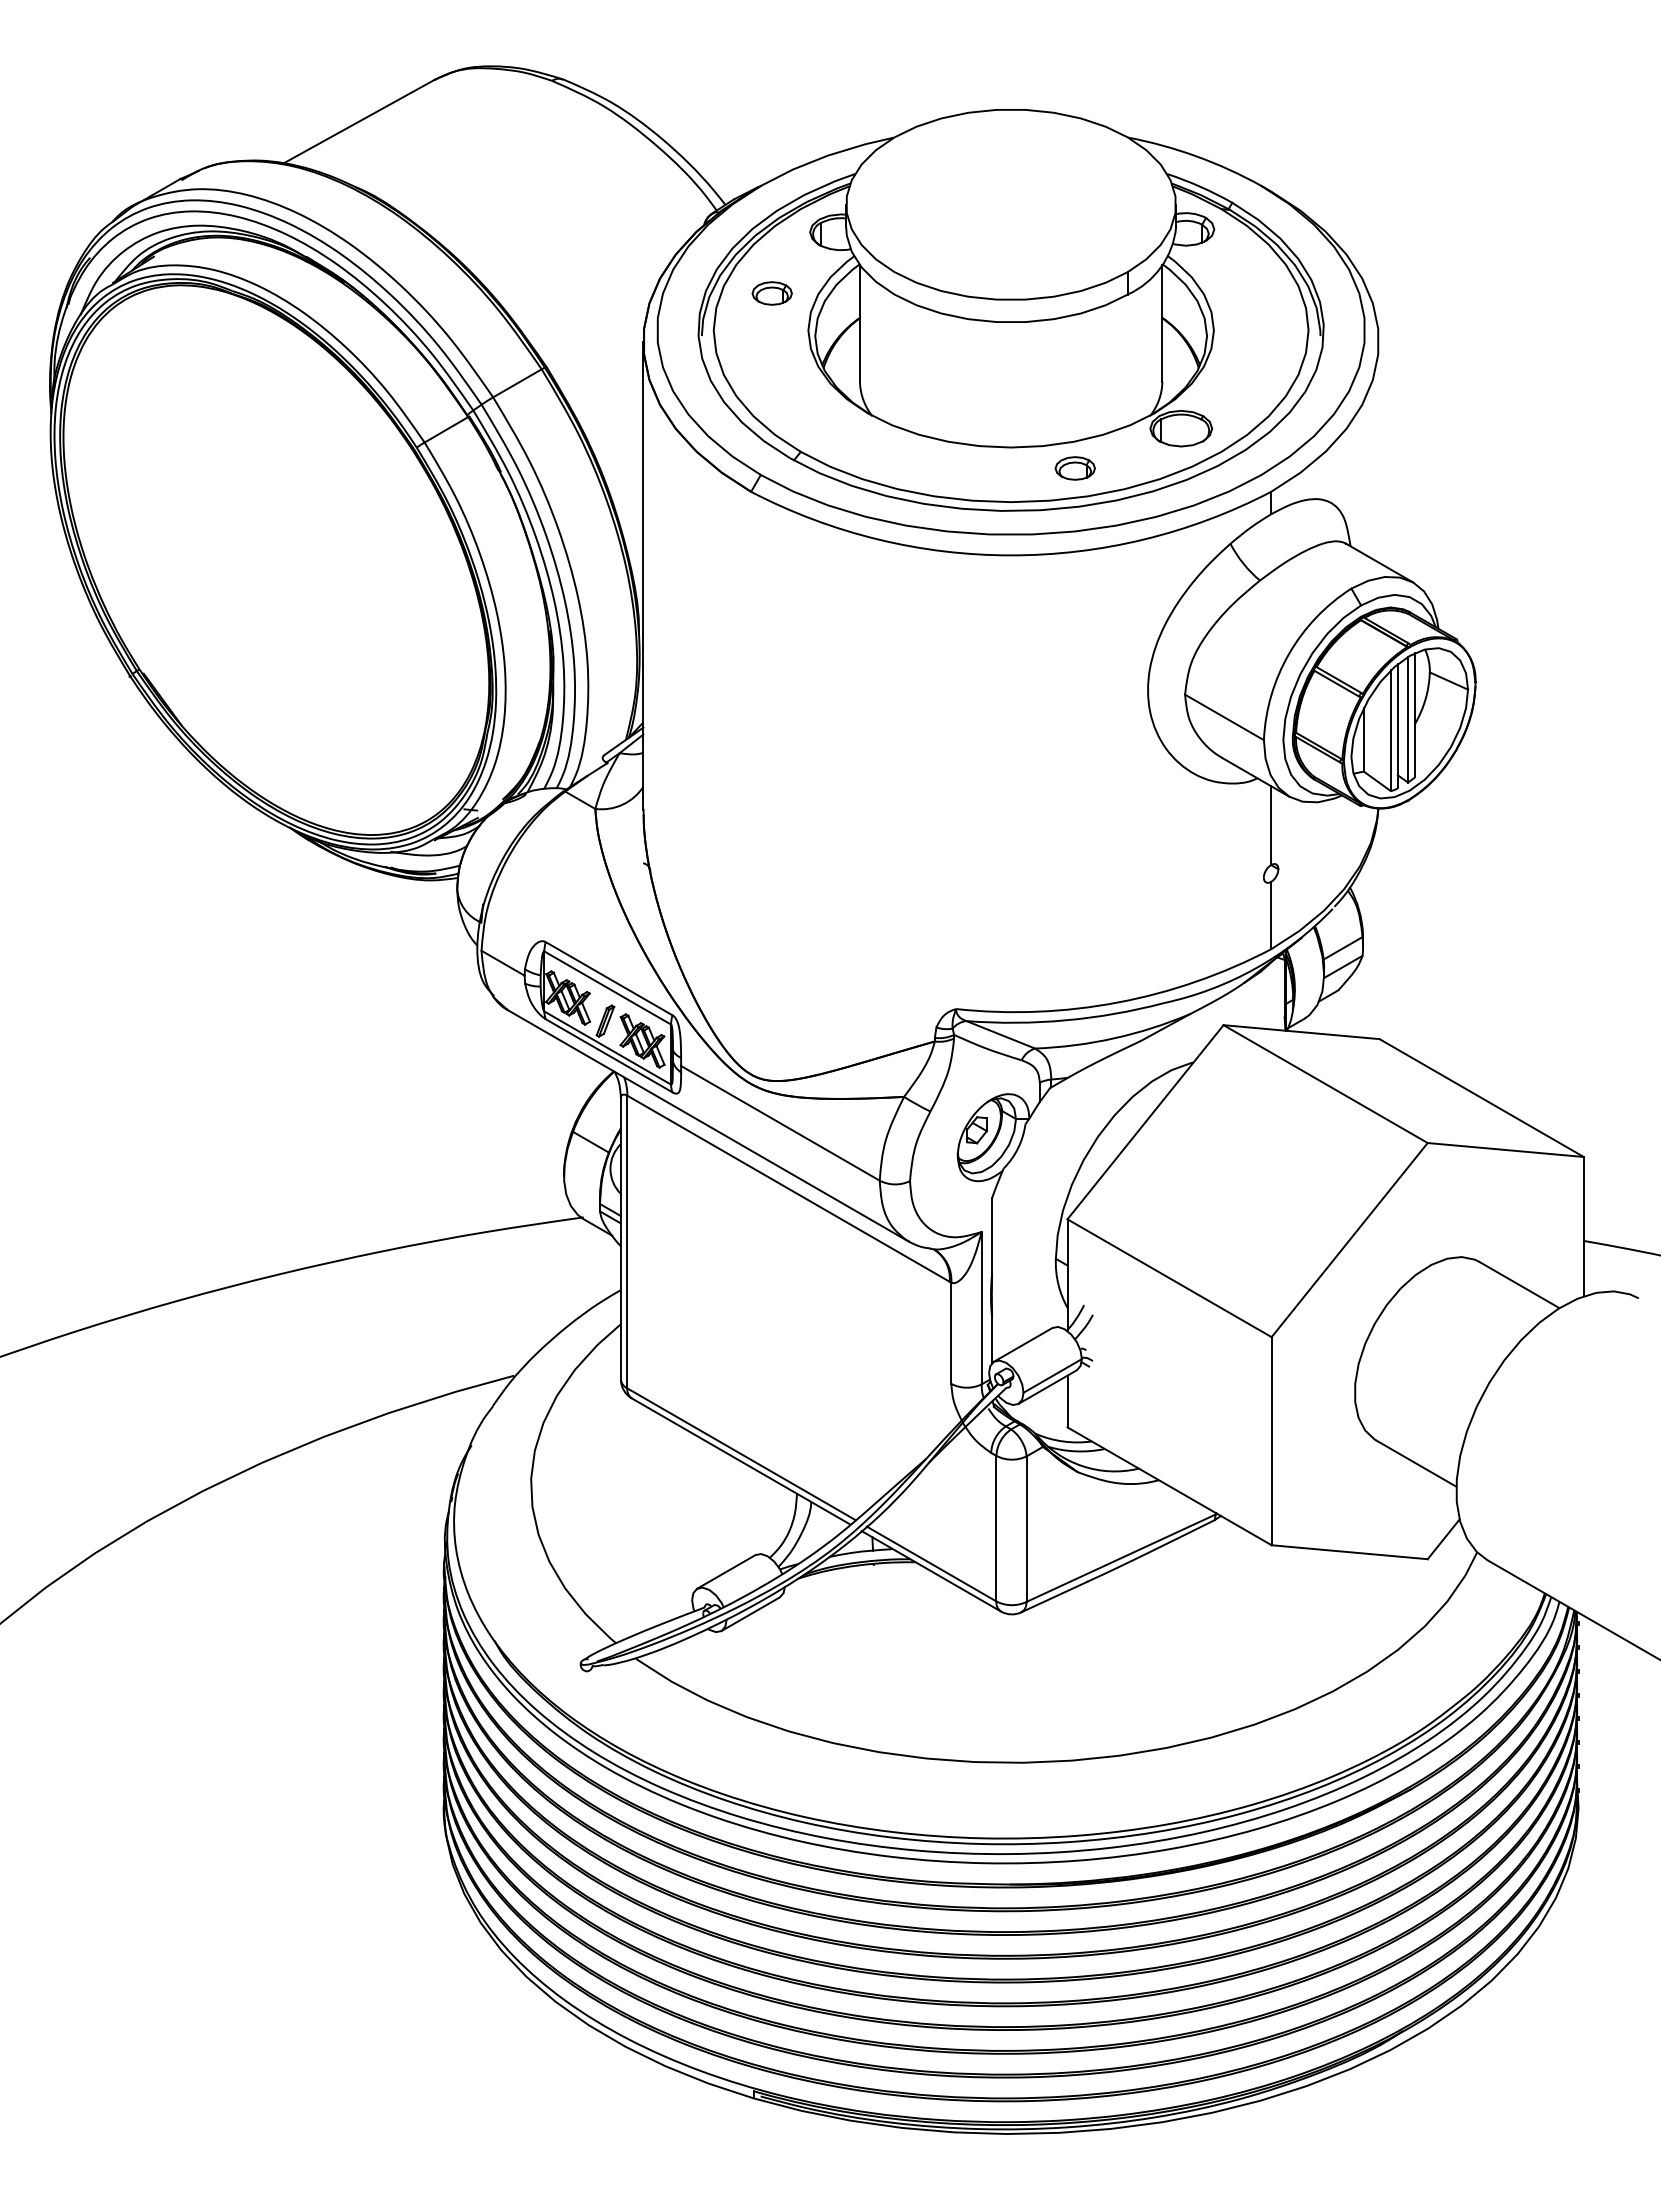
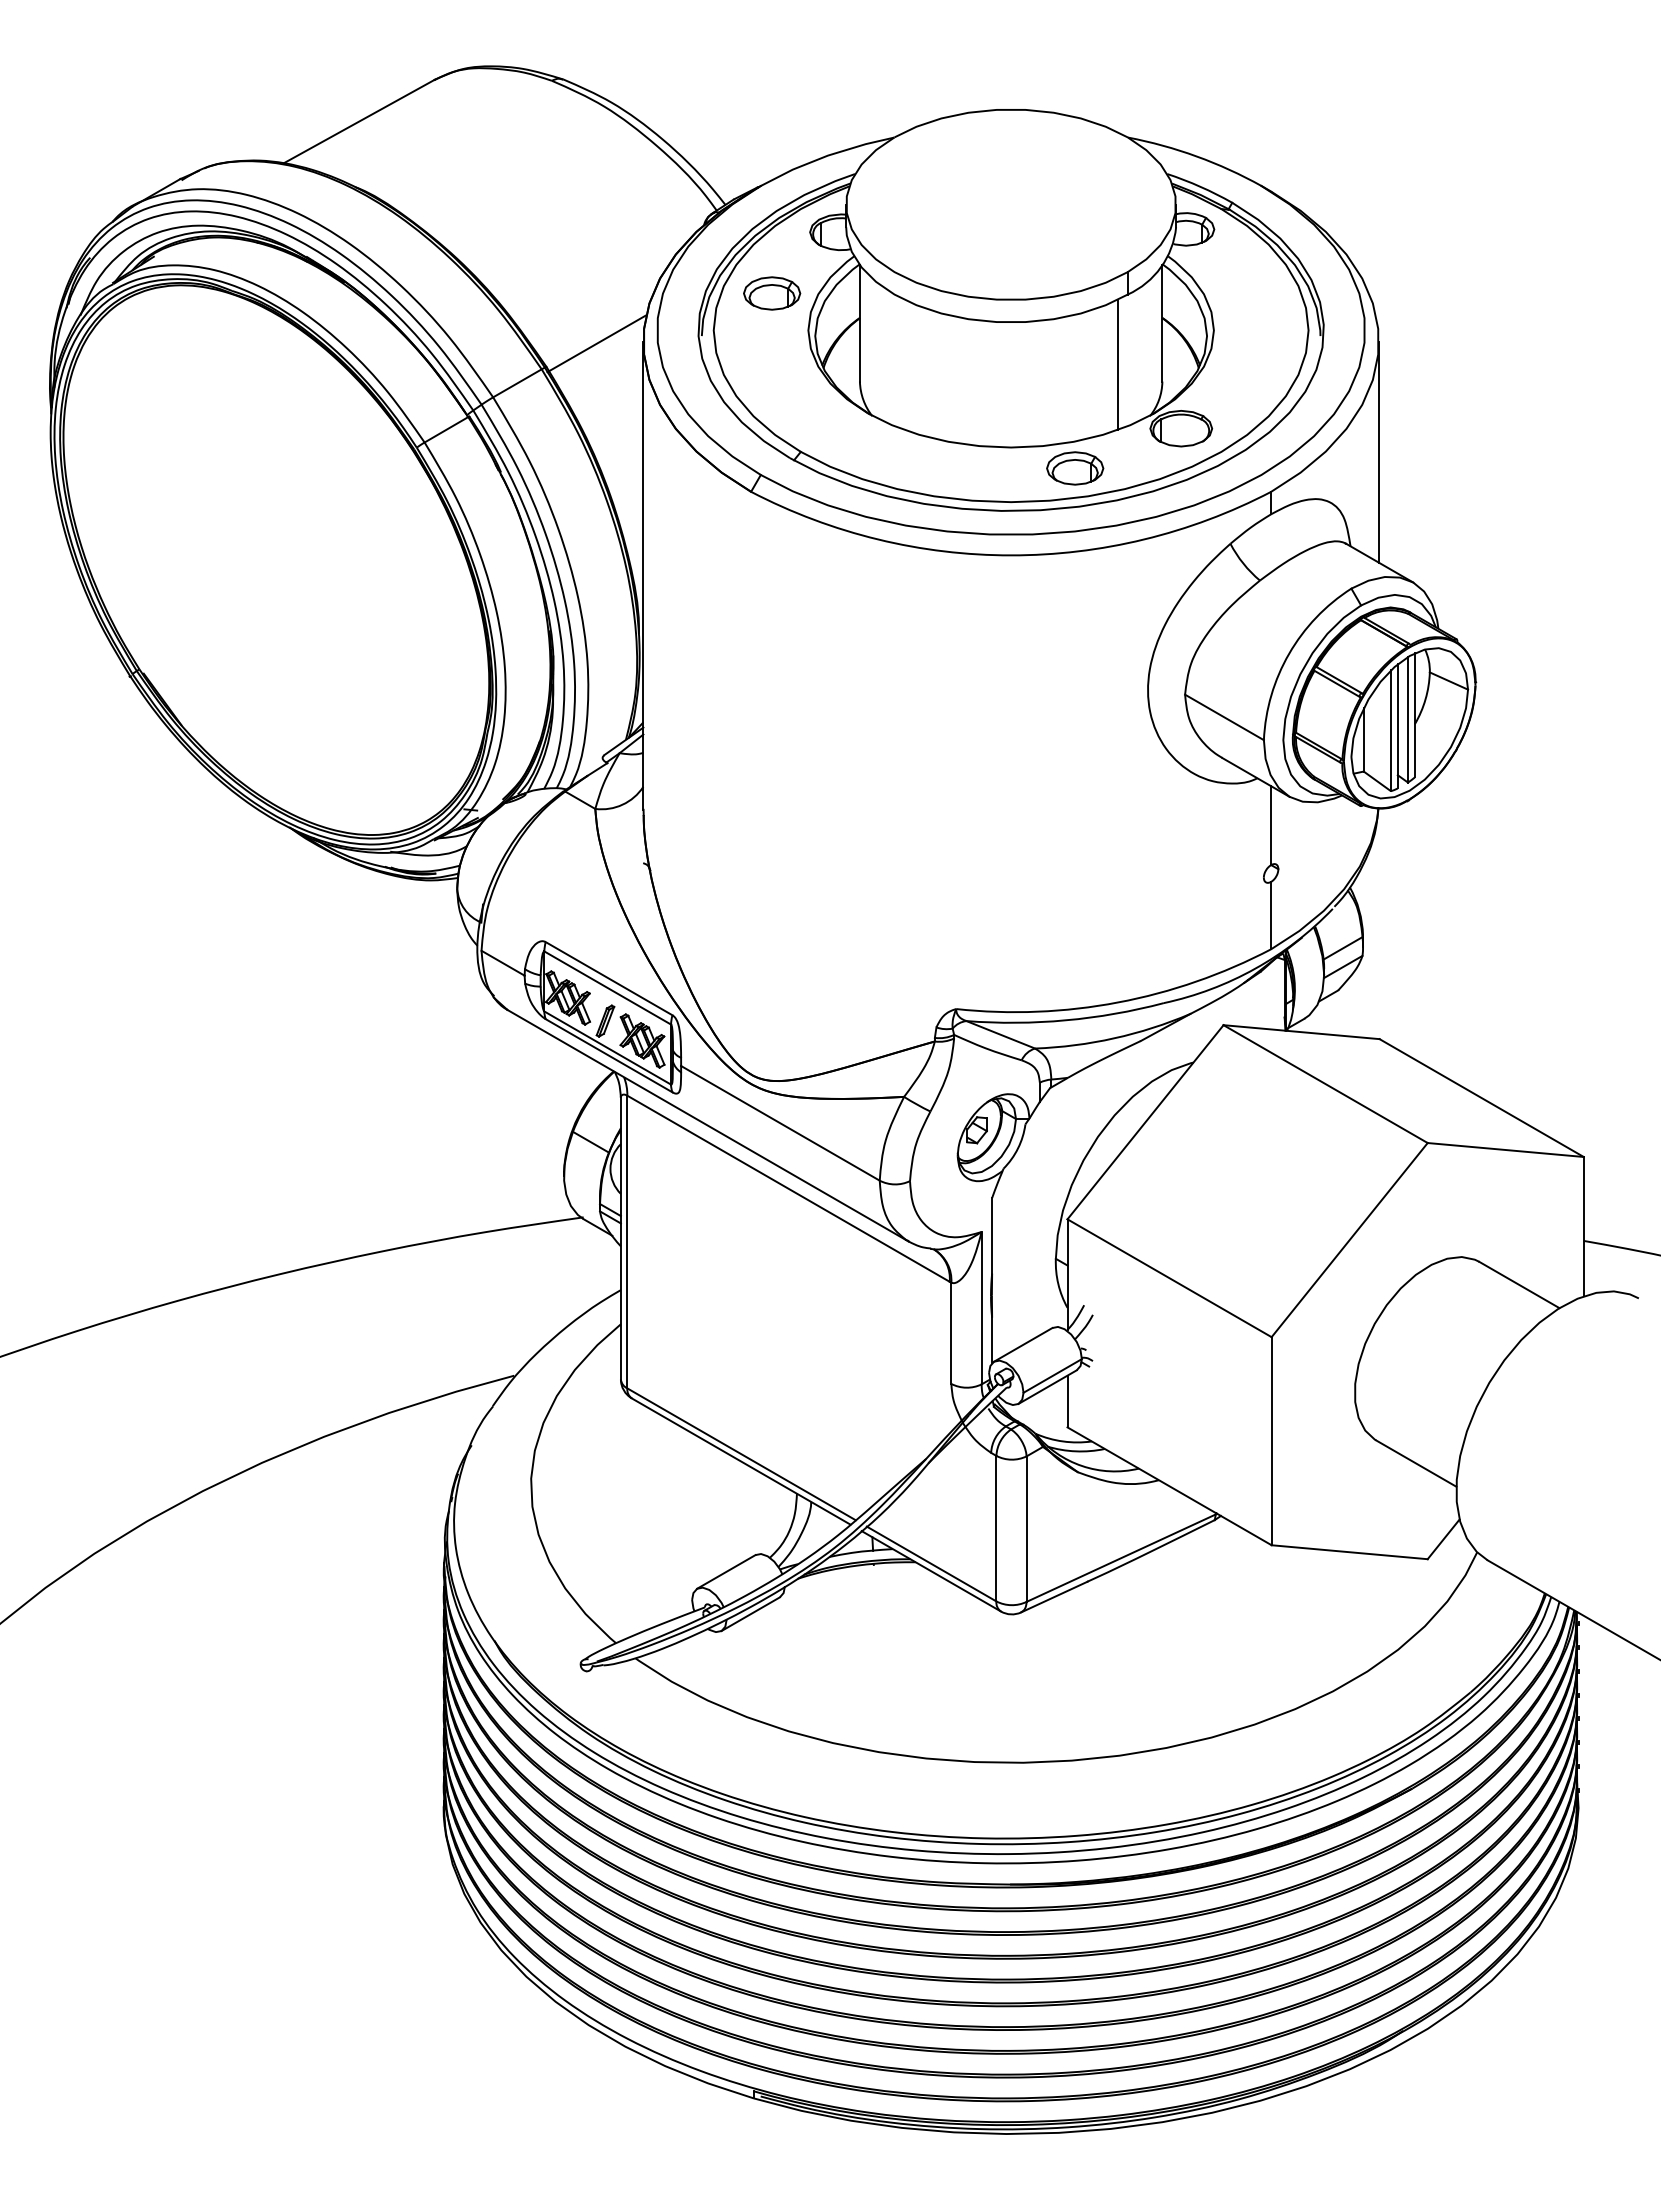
part size: 42x25 px -> 59x35 px (772, 293)
line: none -> present (596, 343)
line: none -> present (1118, 364)
line: none -> present (1378, 451)
part size: 42x25 px -> 59x35 px (1075, 468)
